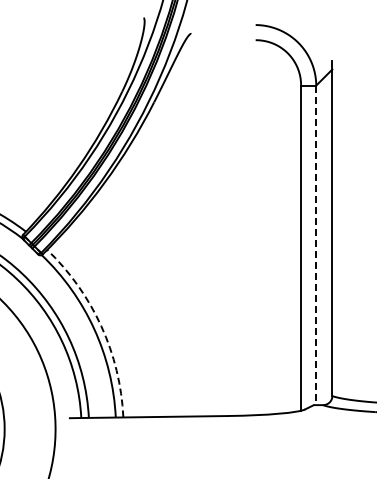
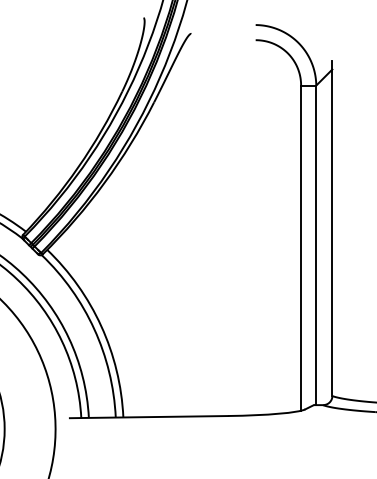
line: dashed -> solid (316, 245)
arc: dashed -> solid (101, 326)
